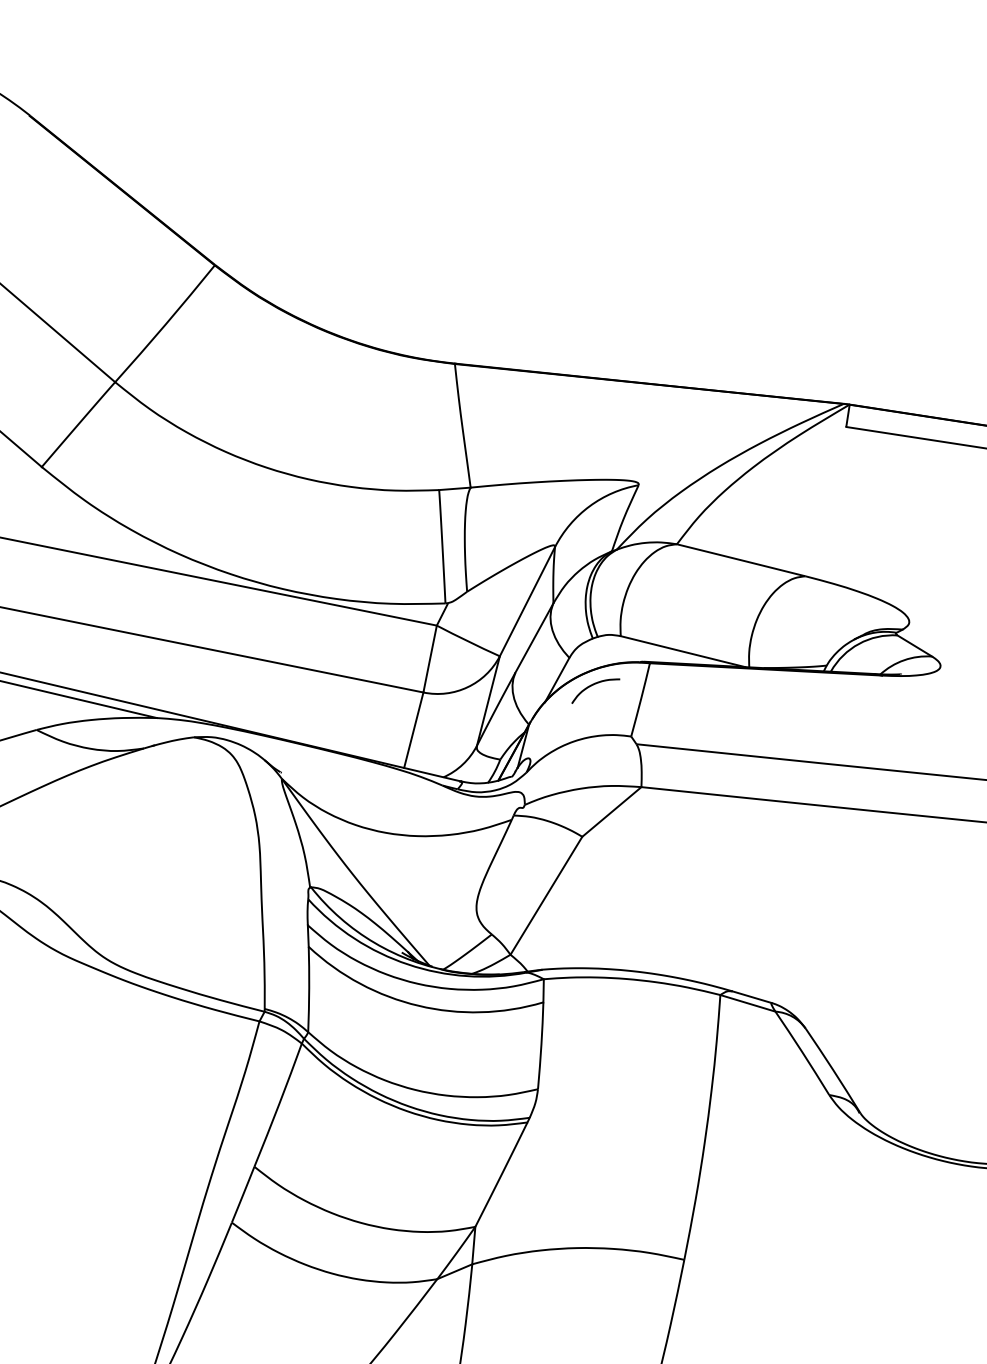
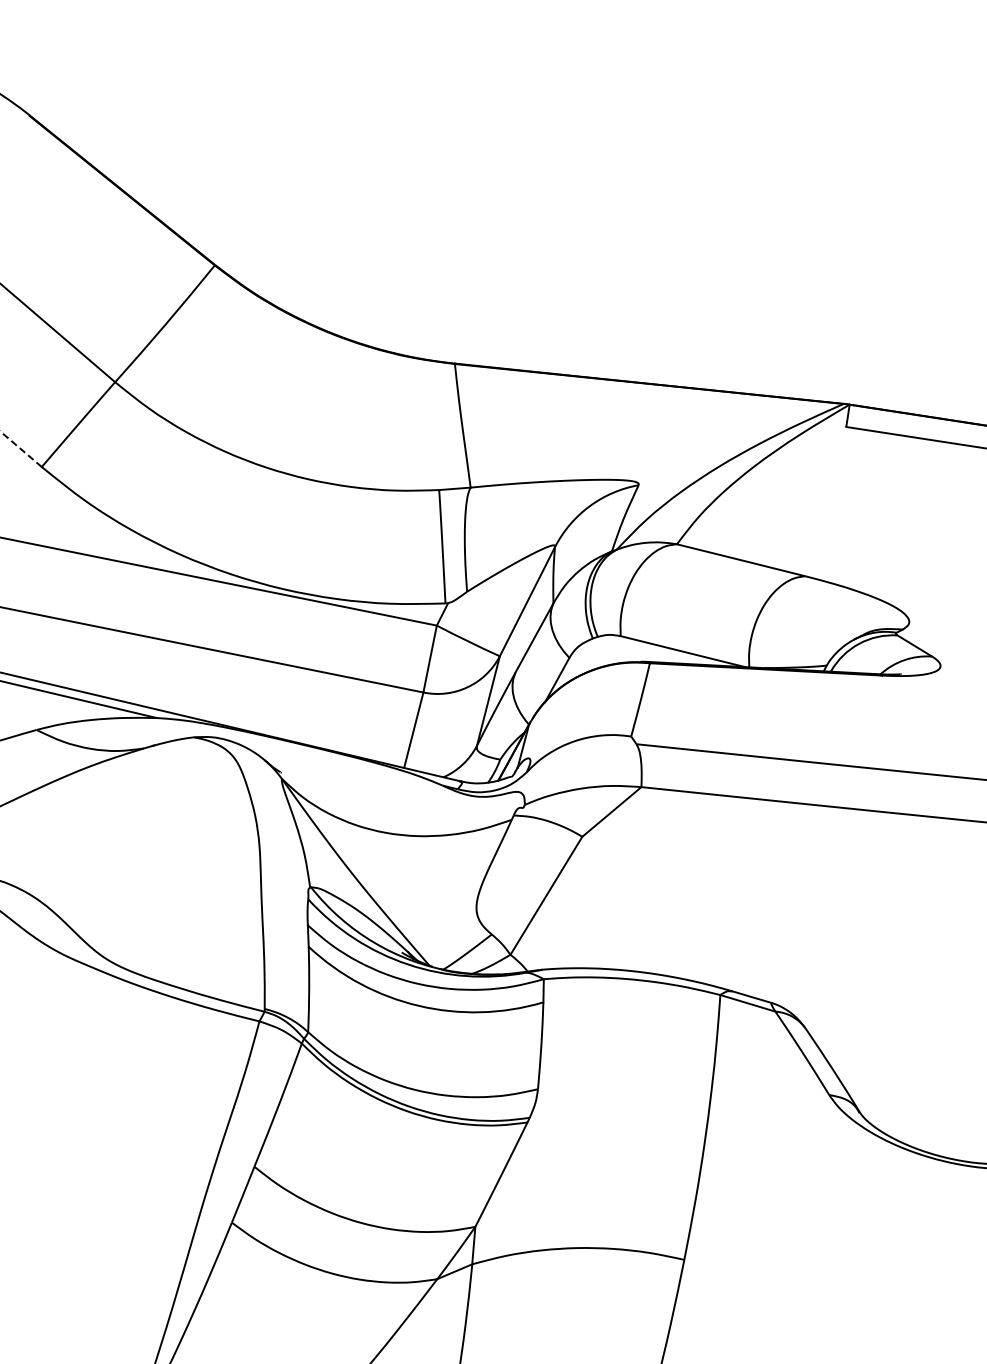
line: solid -> dashed (20, 448)
curve: present -> none (593, 685)
